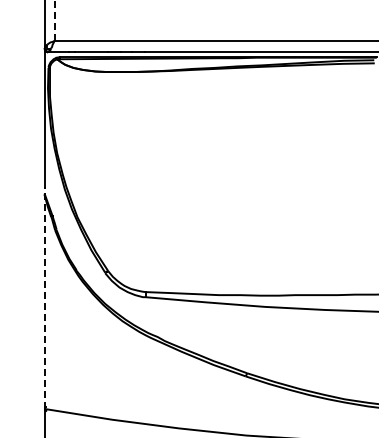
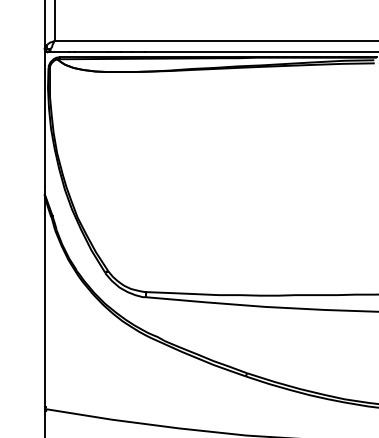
line: dashed -> solid (54, 20)
line: dashed -> solid (44, 298)
